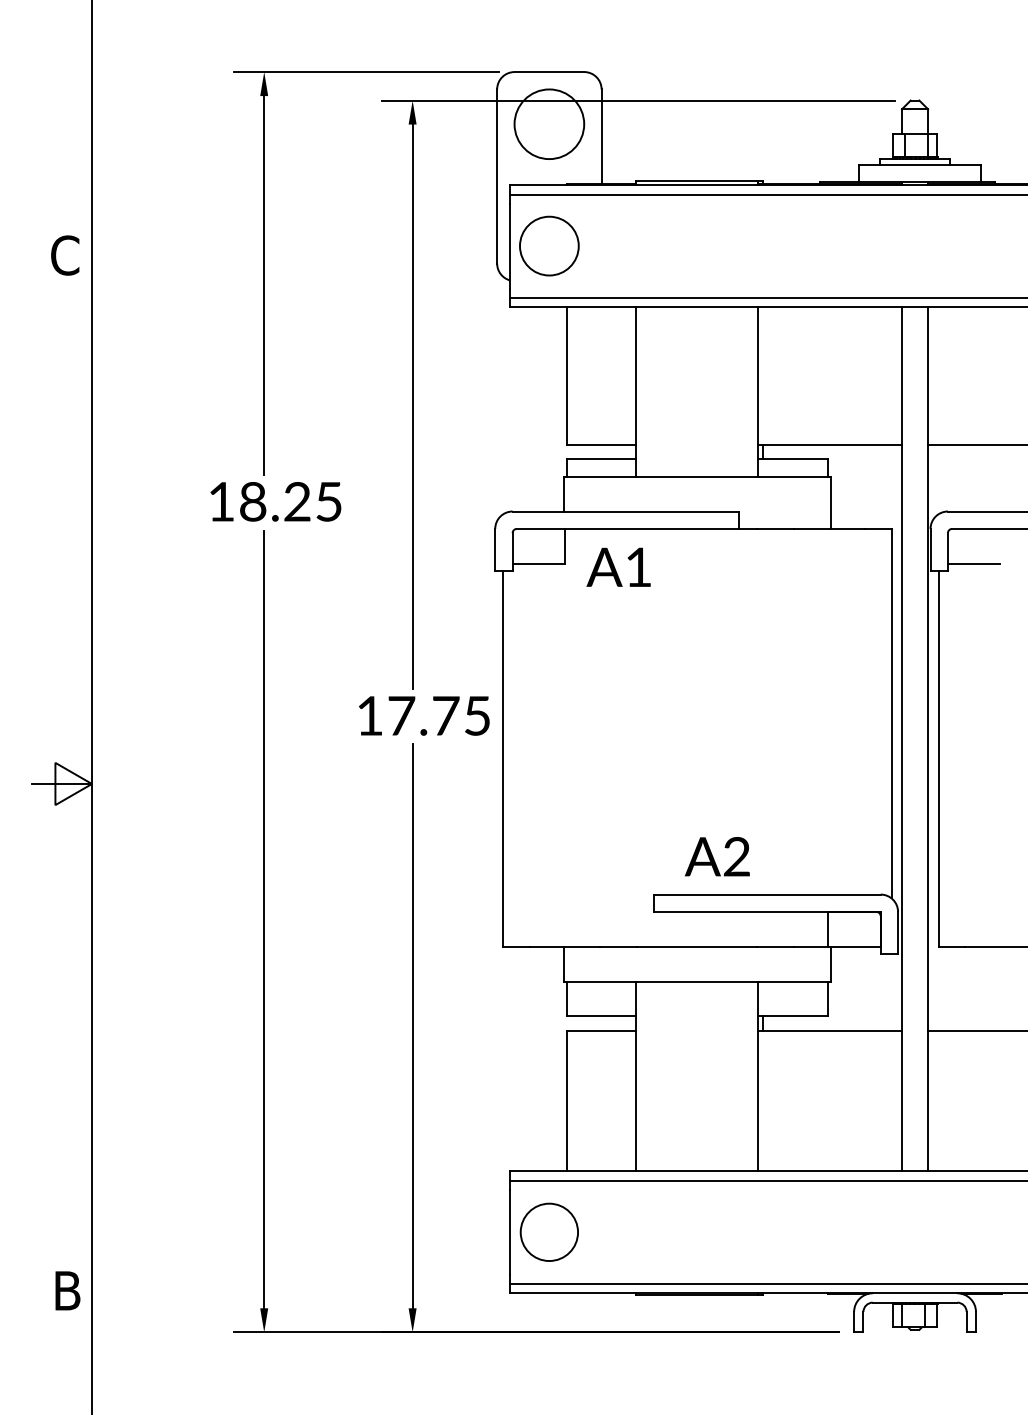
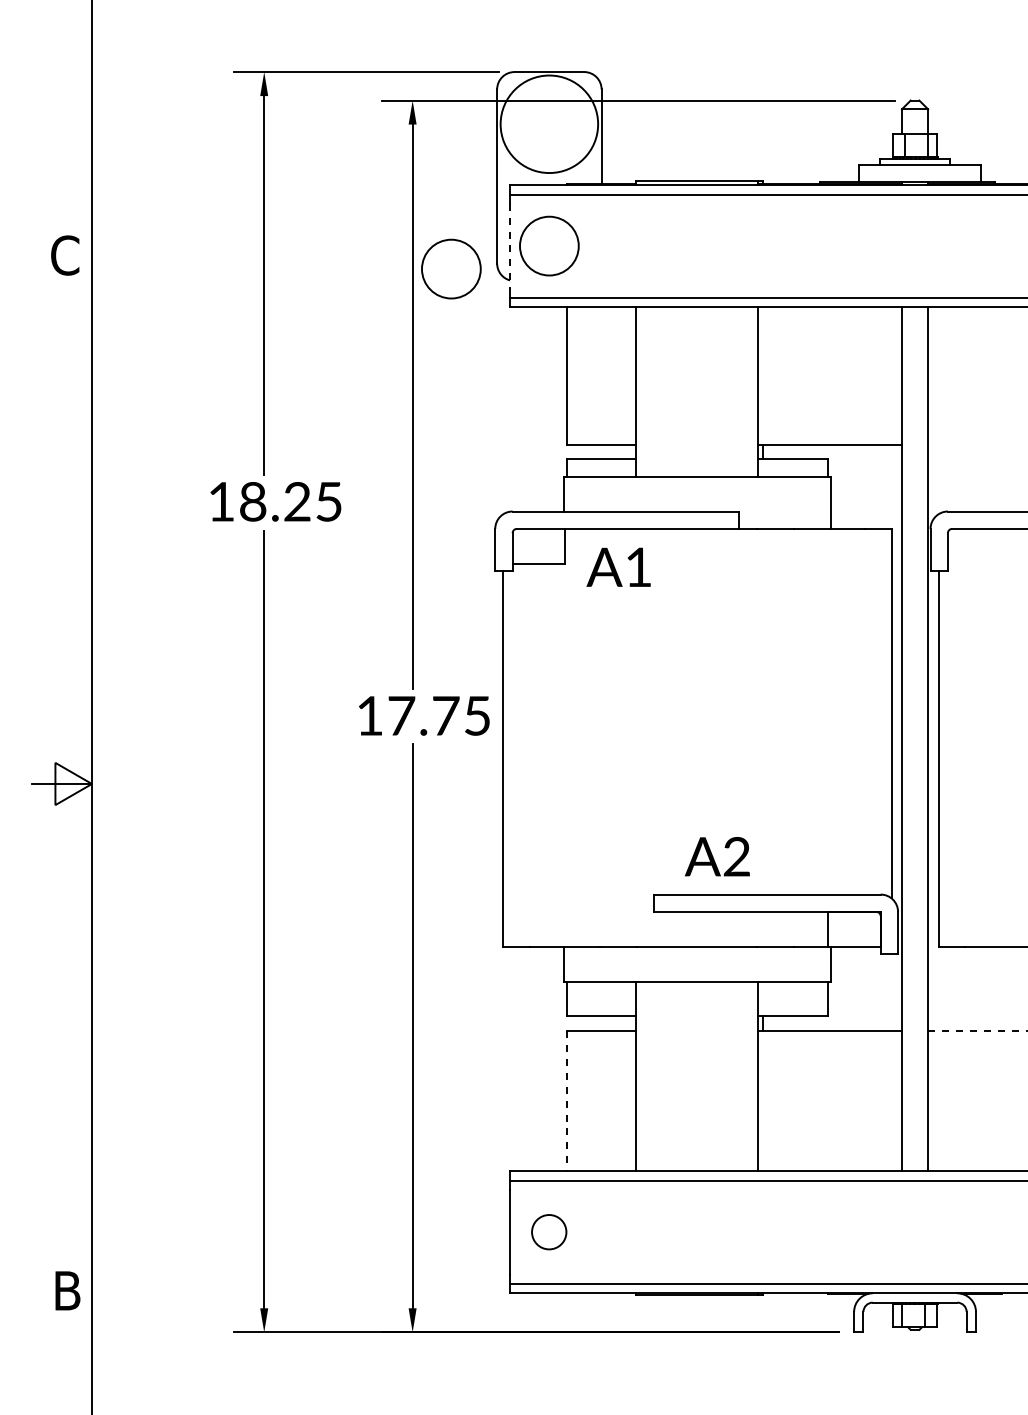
circle diameter: 70 px -> 98 px (549, 124)
line: solid -> dashed (510, 246)
circle: none -> present (451, 268)
line: present -> none (976, 445)
line: present -> none (973, 563)
line: solid -> dashed (977, 1030)
line: solid -> dashed (566, 1101)
circle size: 60x60 px -> 37x37 px (549, 1232)
